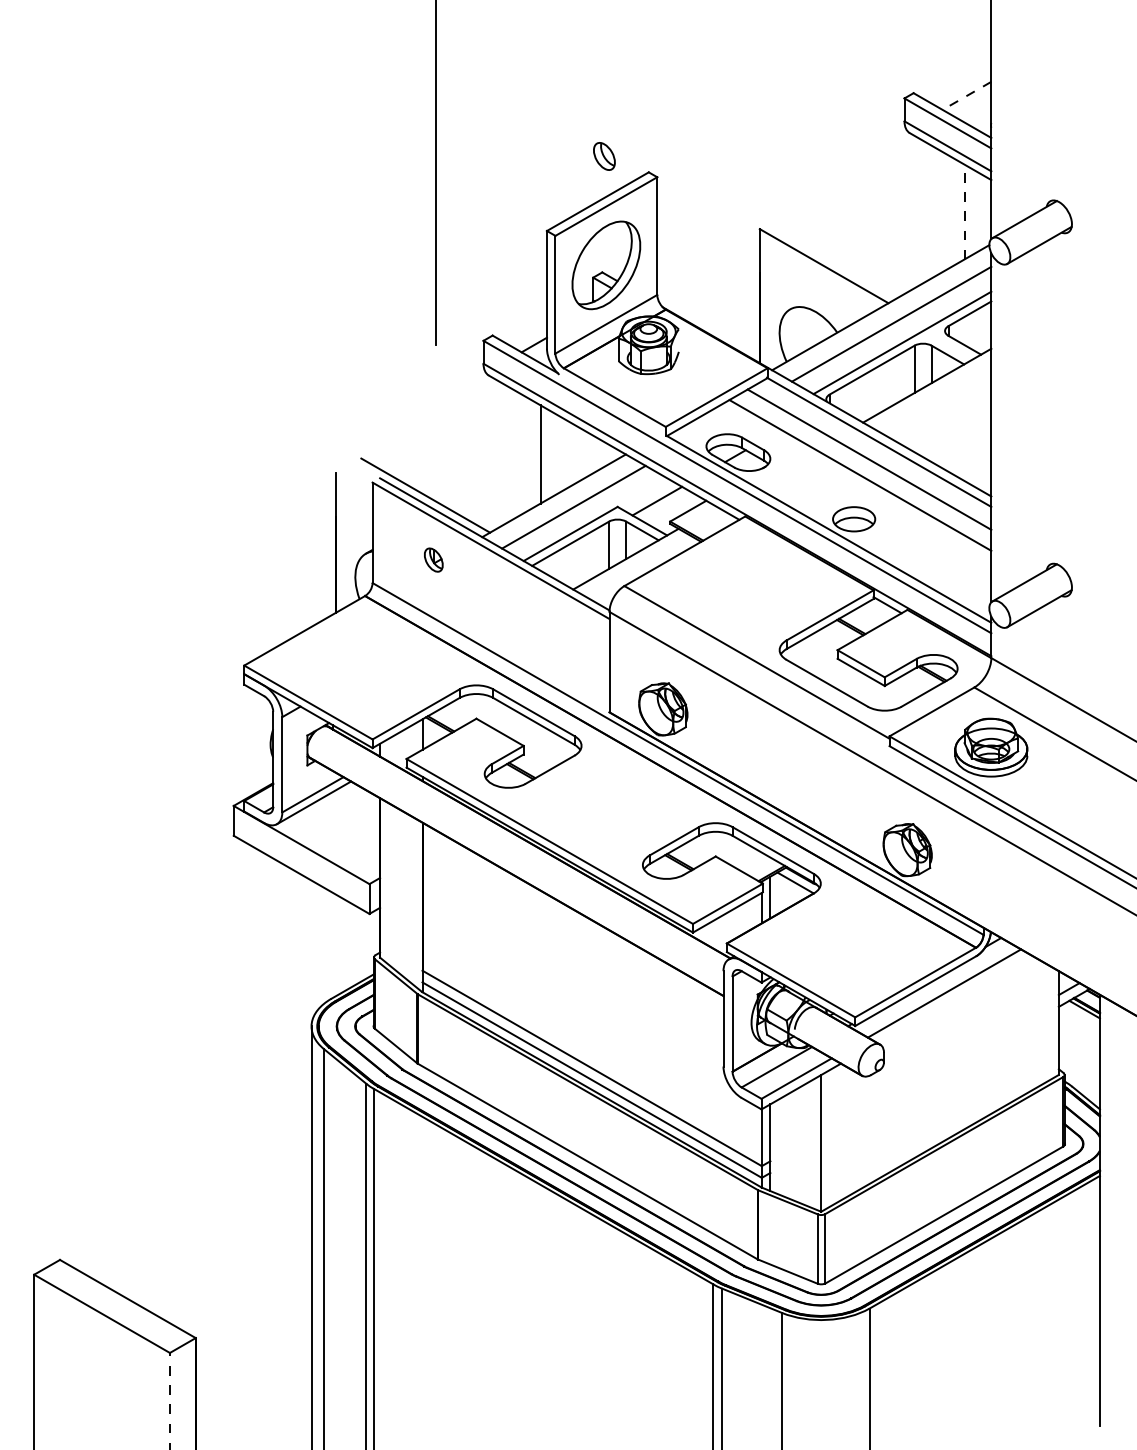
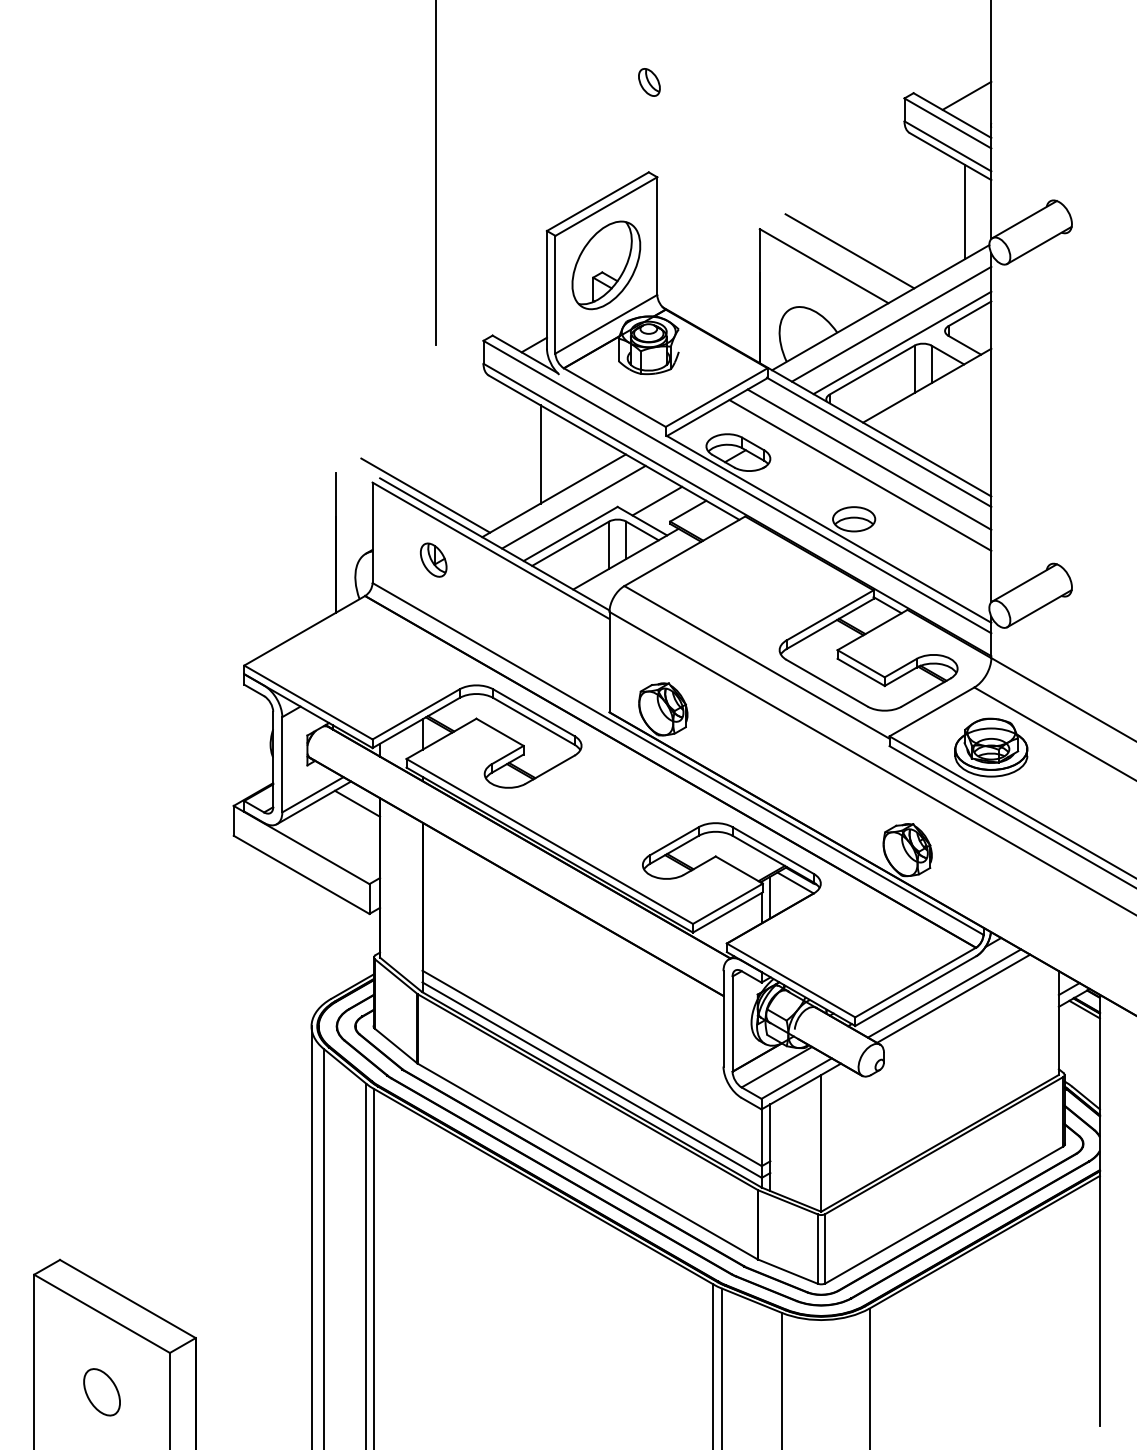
line: dashed -> solid (966, 96)
part position: (604, 156) -> (649, 82) (649, 82)
line: dashed -> solid (964, 211)
line: none -> present (849, 251)
part size: 20x26 px -> 28x36 px (433, 559)
line: none -> present (357, 803)
line: none -> present (953, 998)
part: none -> present (101, 1392)
line: dashed -> solid (169, 1400)
